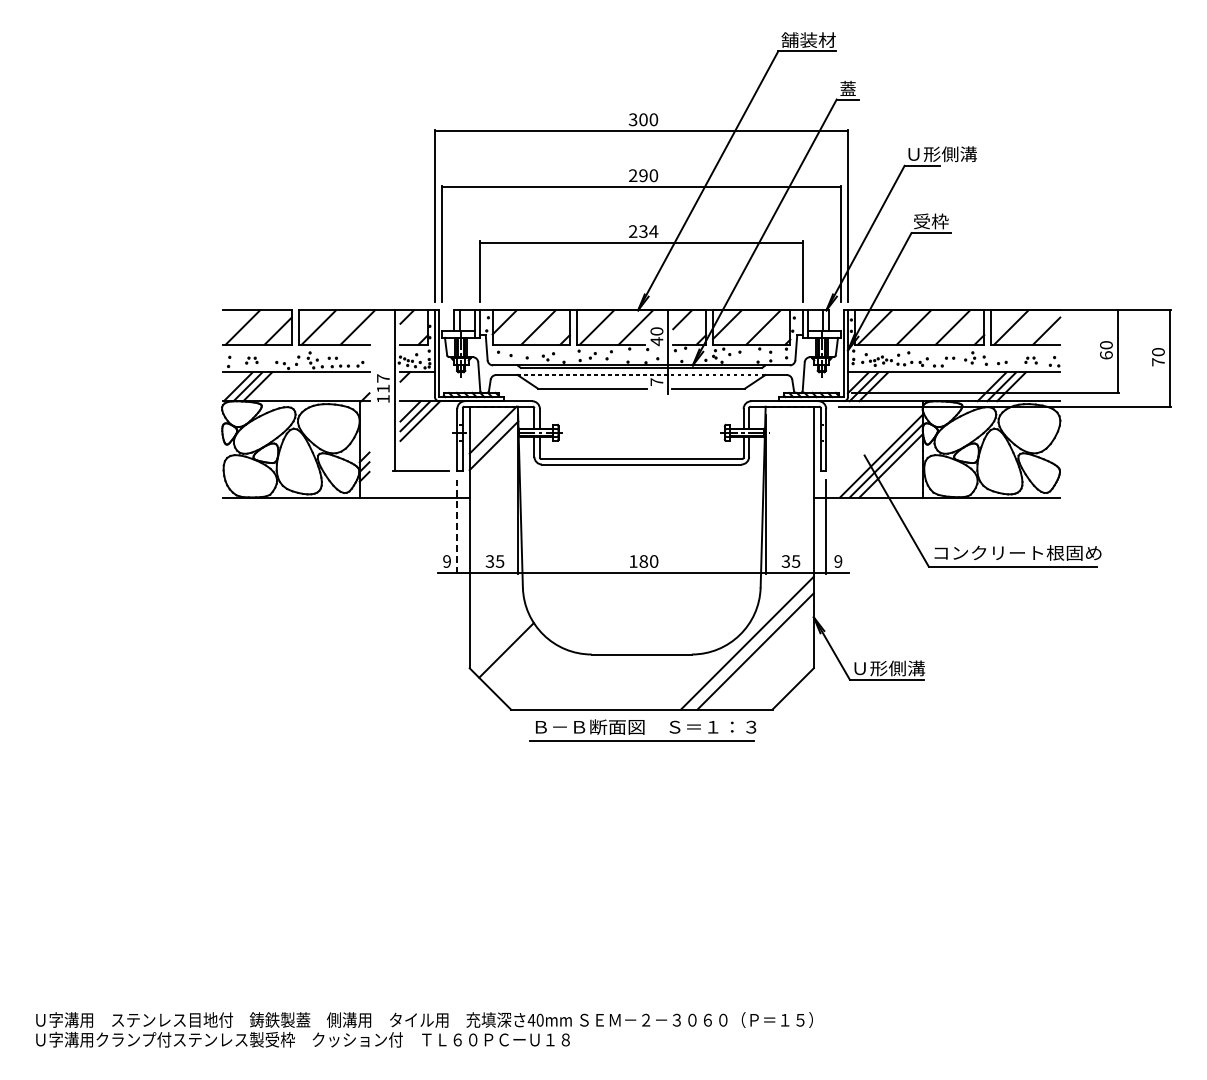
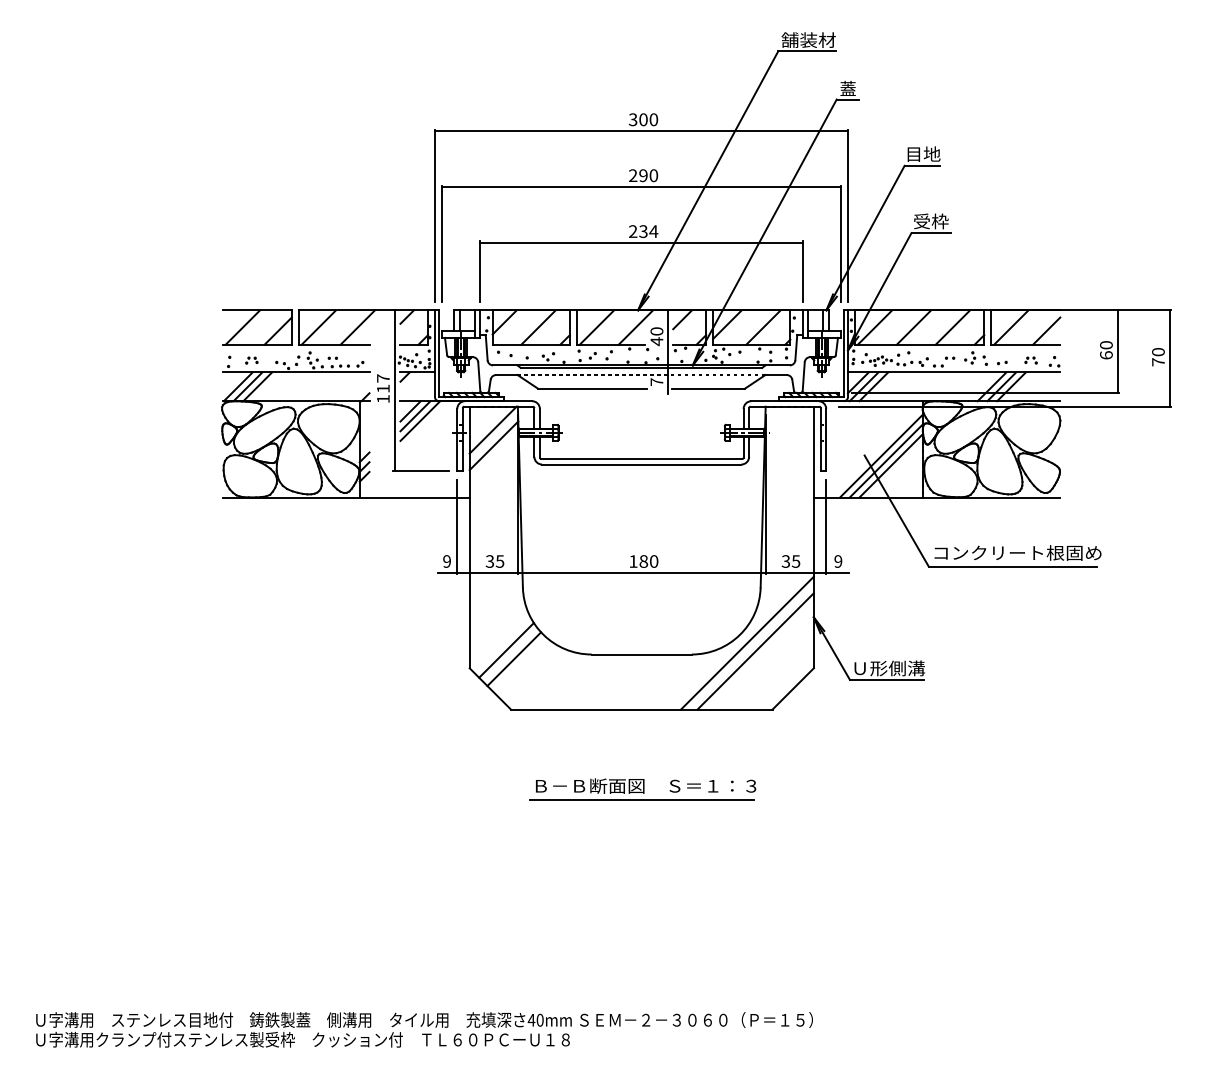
text: Ｕ形側溝 -> 目地 (942, 154)
line: dashed -> solid (457, 526)
line: none -> present (514, 659)
part position: (642, 730) -> (642, 789) (642, 789)
